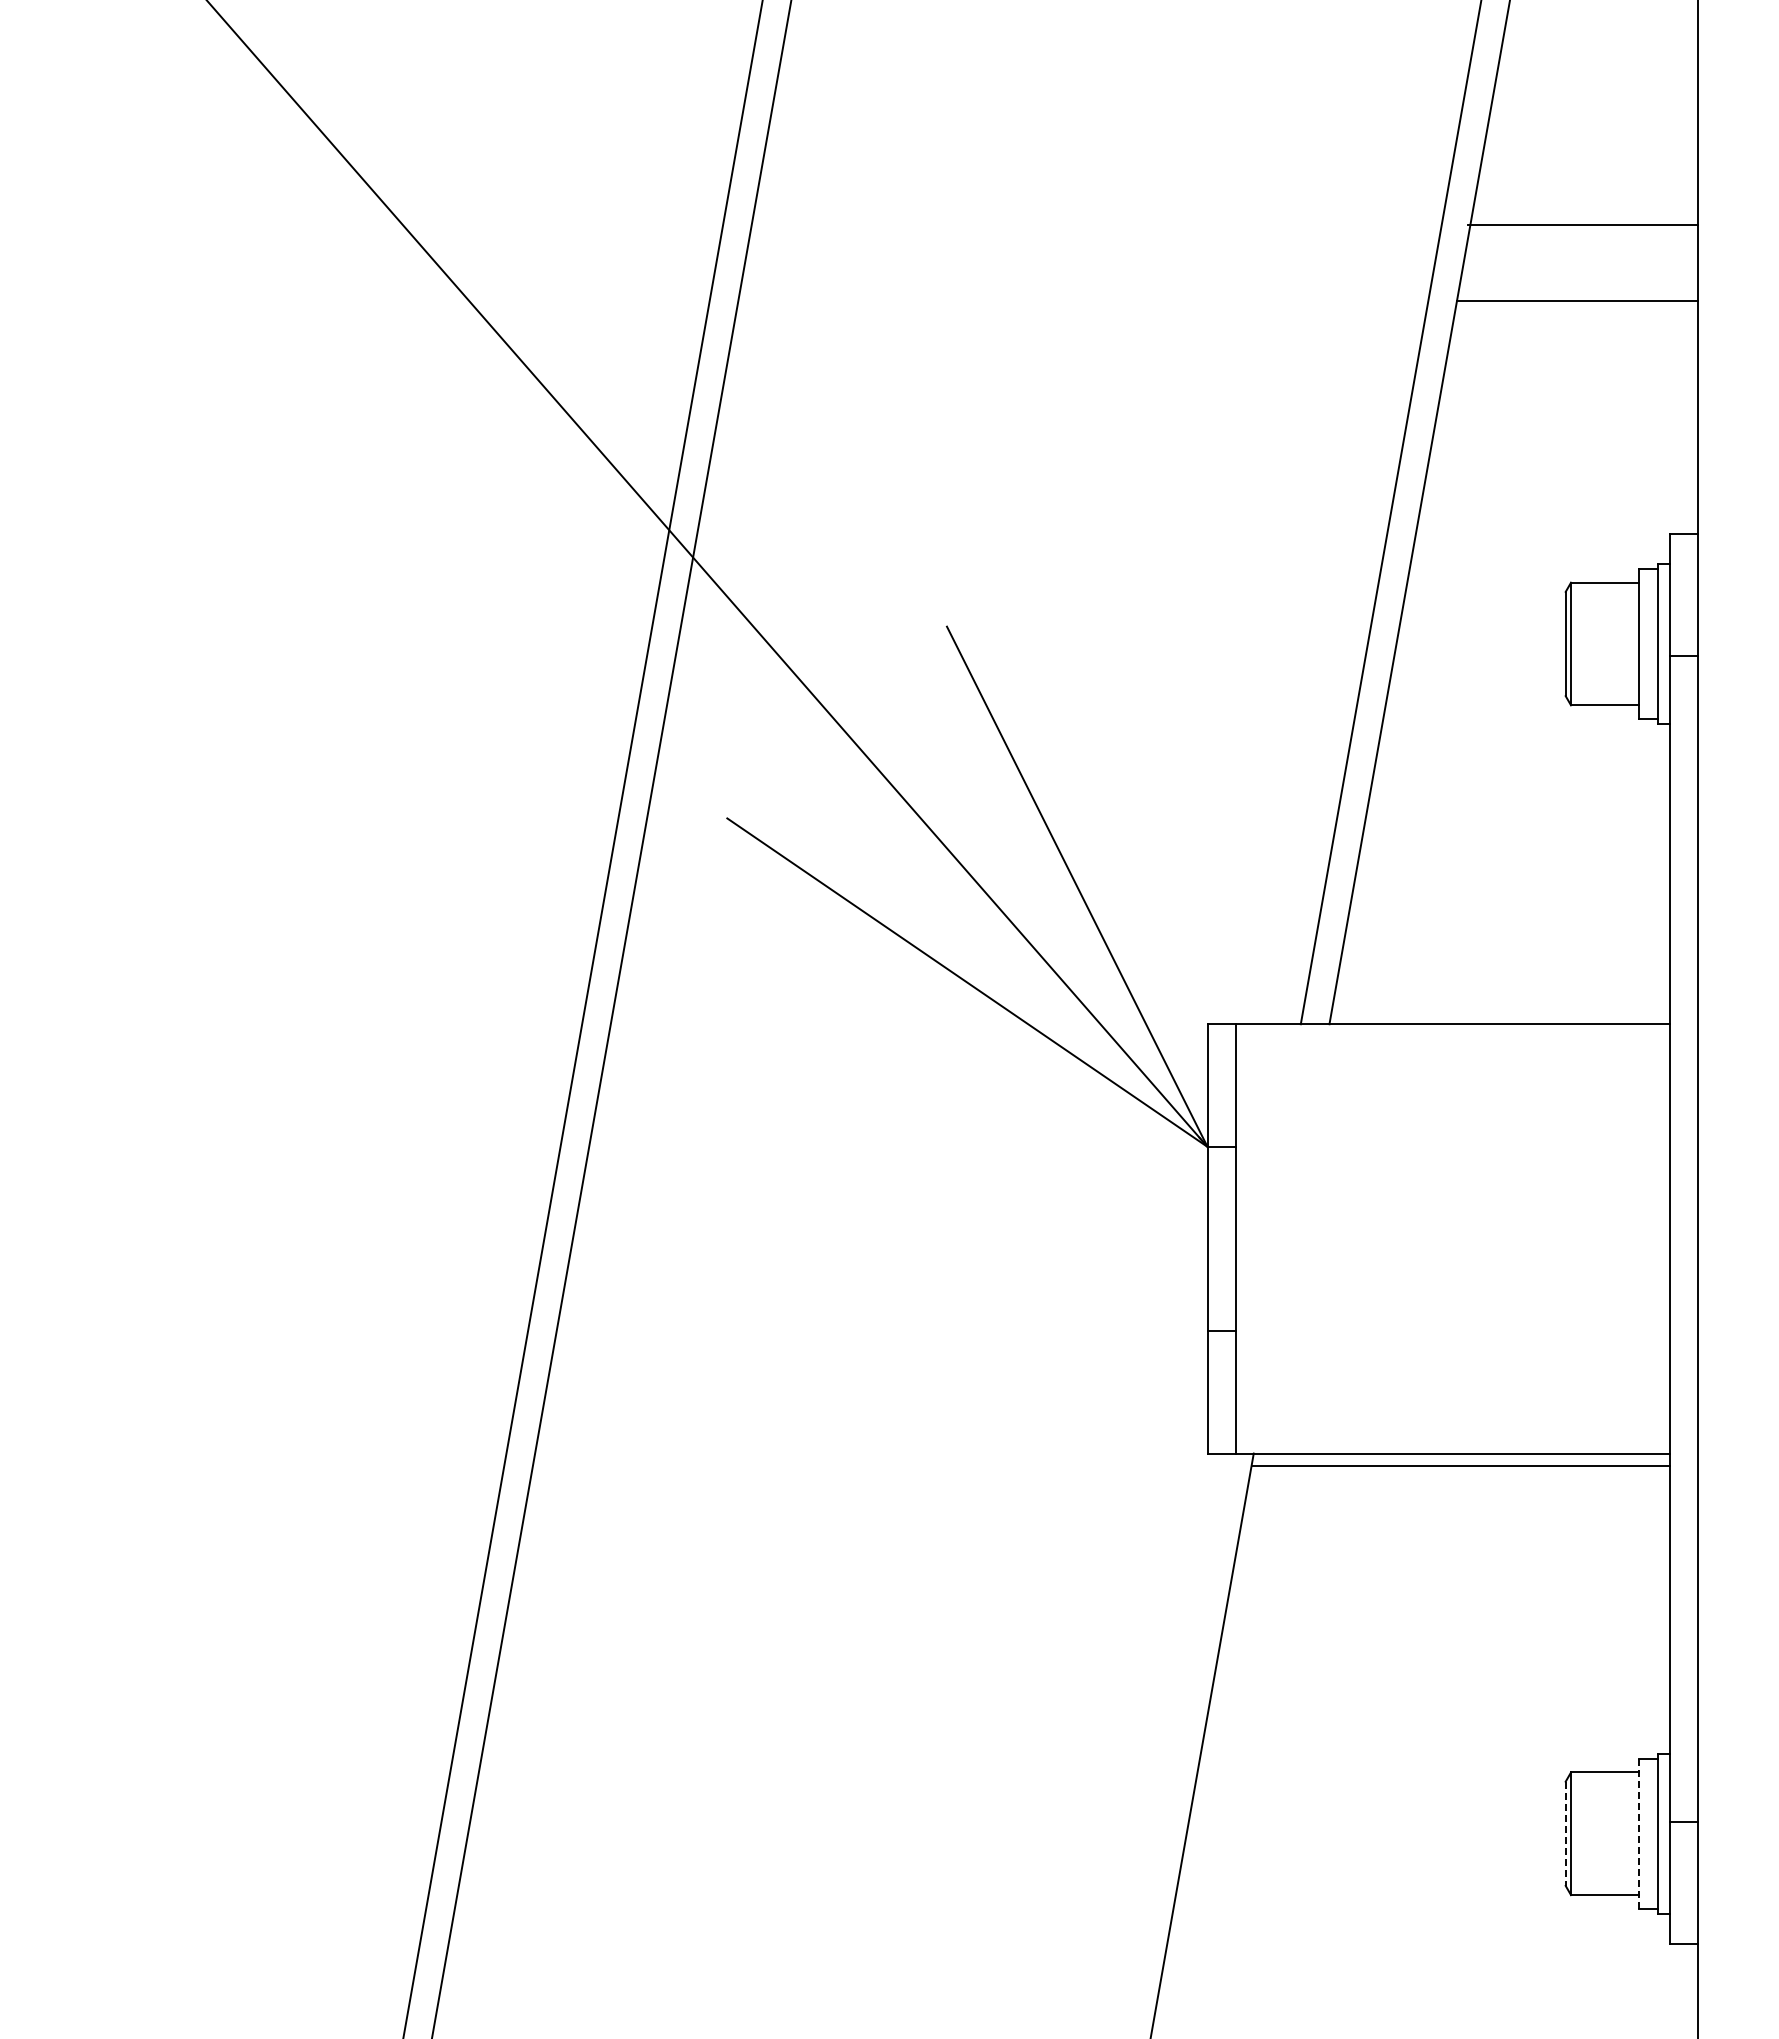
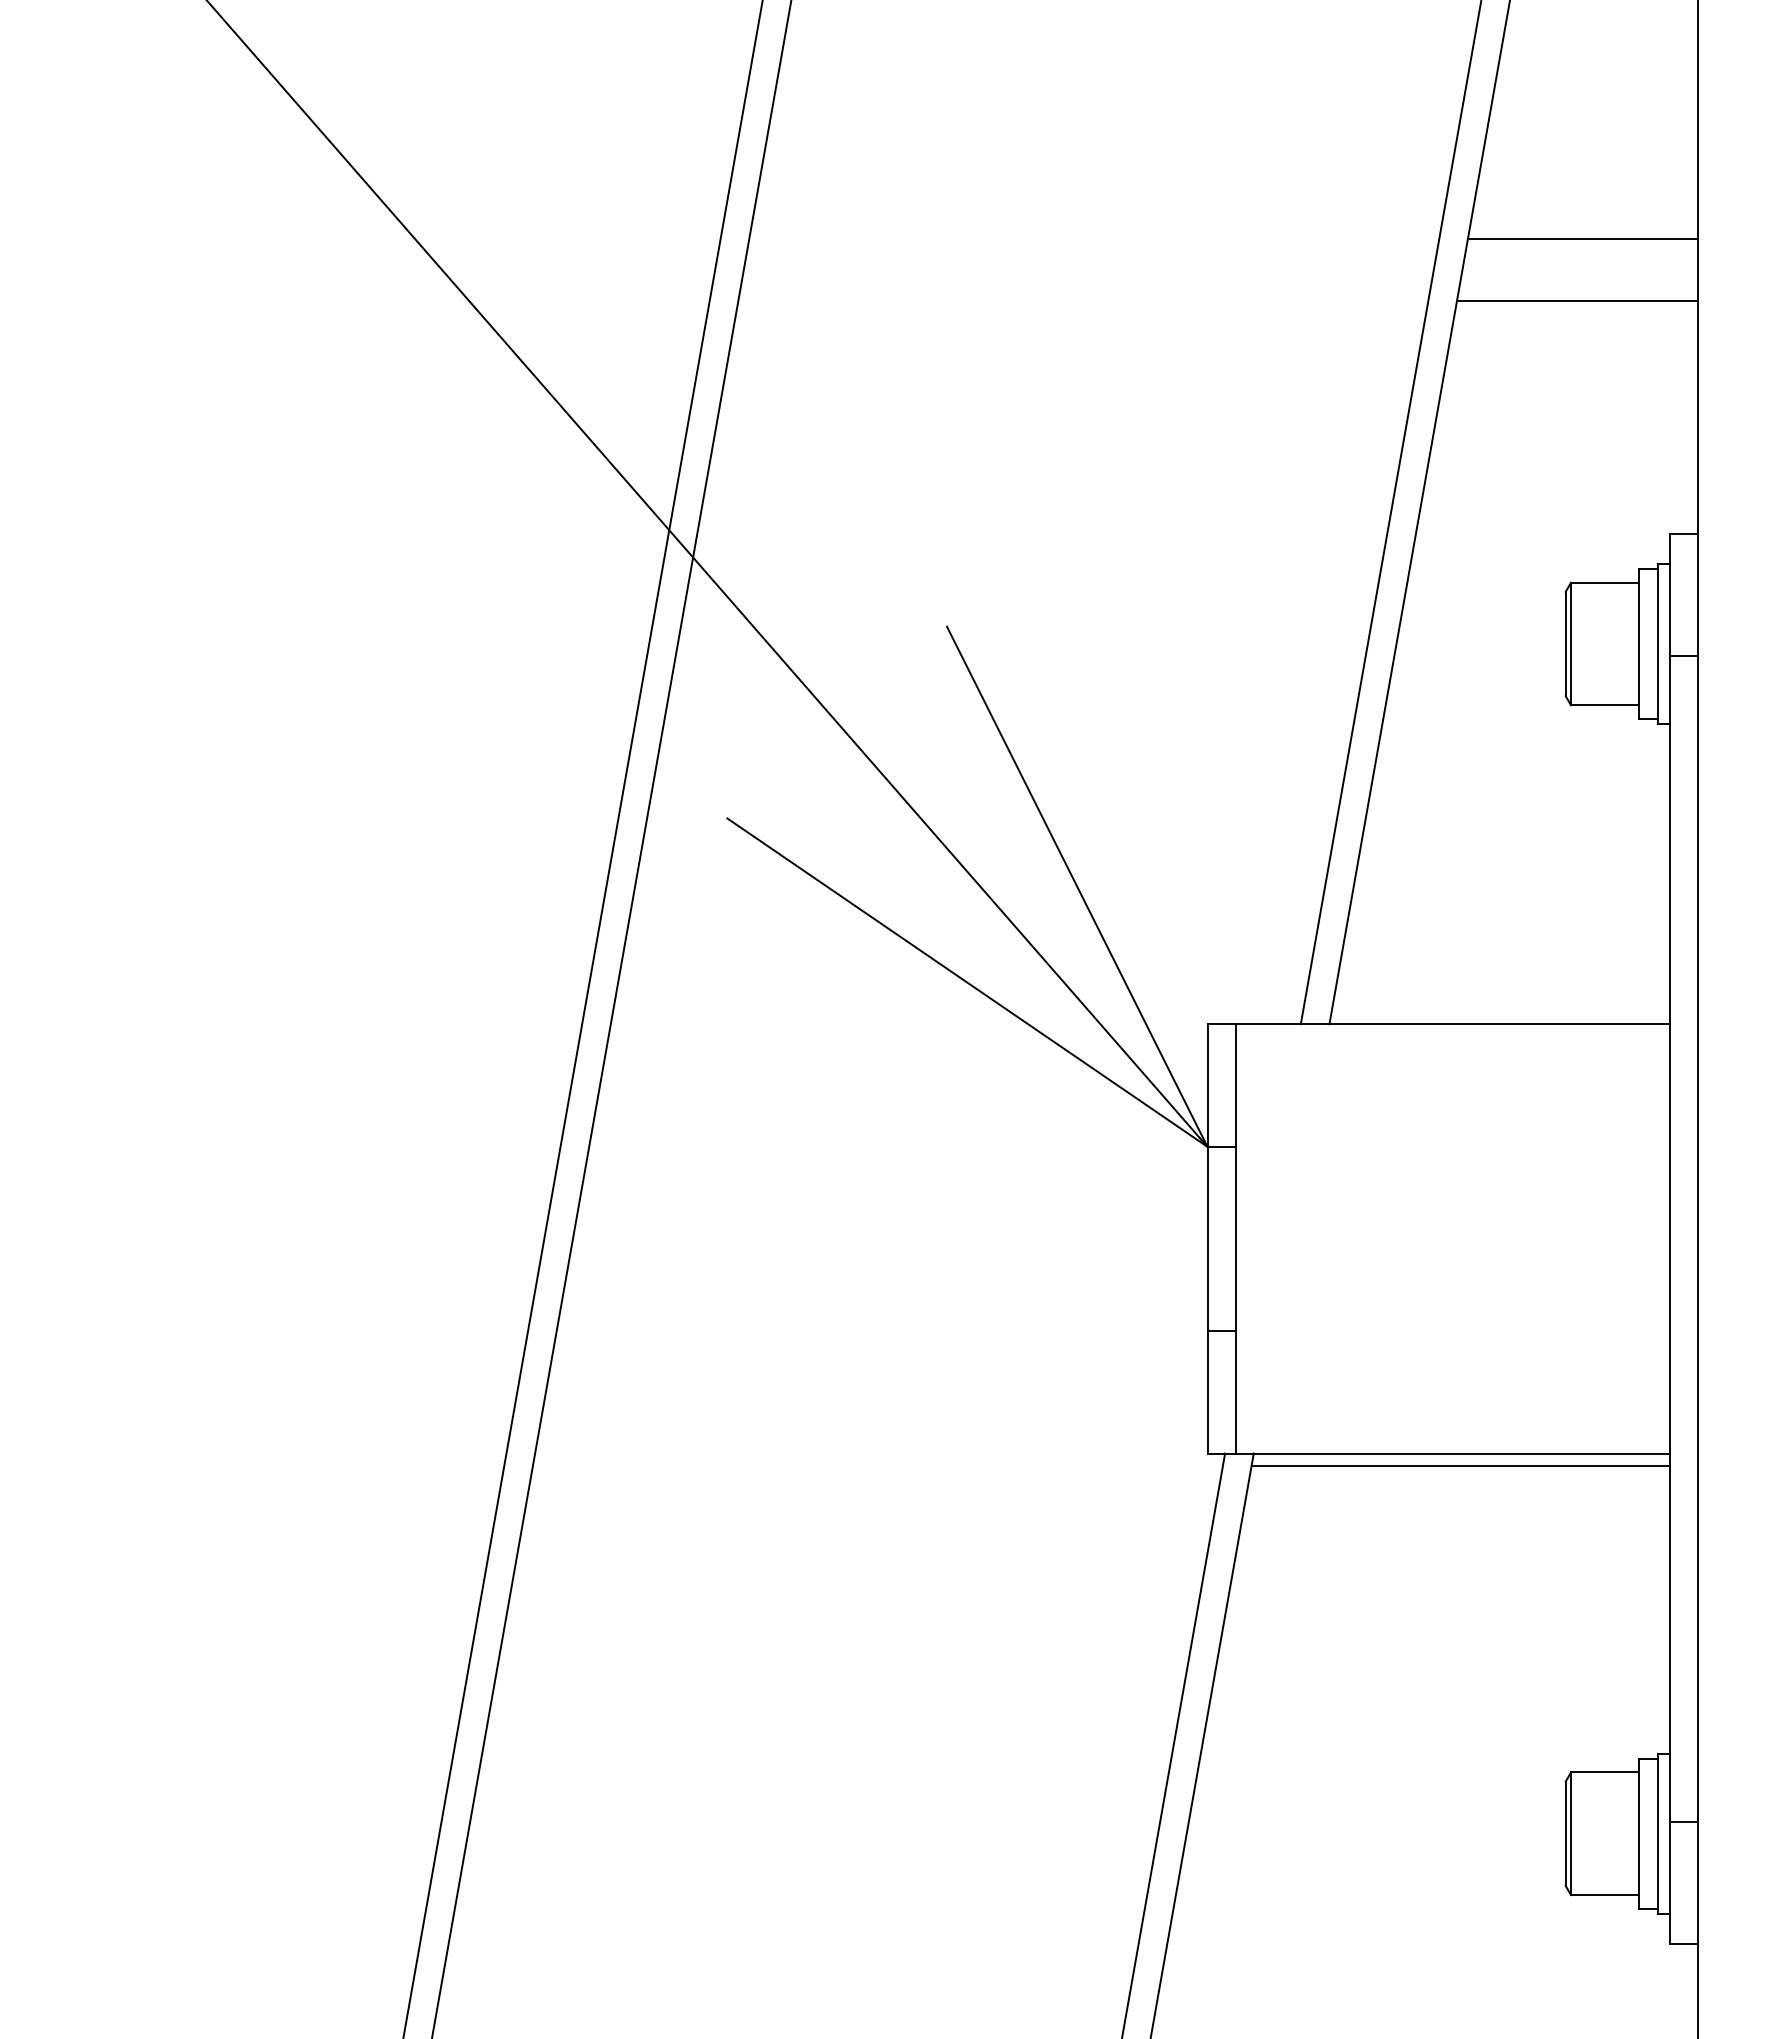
line position: (1582, 225) -> (1582, 239) (1582, 239)
line: none -> present (1173, 1744)
line: dashed -> solid (1639, 1833)
line: dashed -> solid (1565, 1834)
